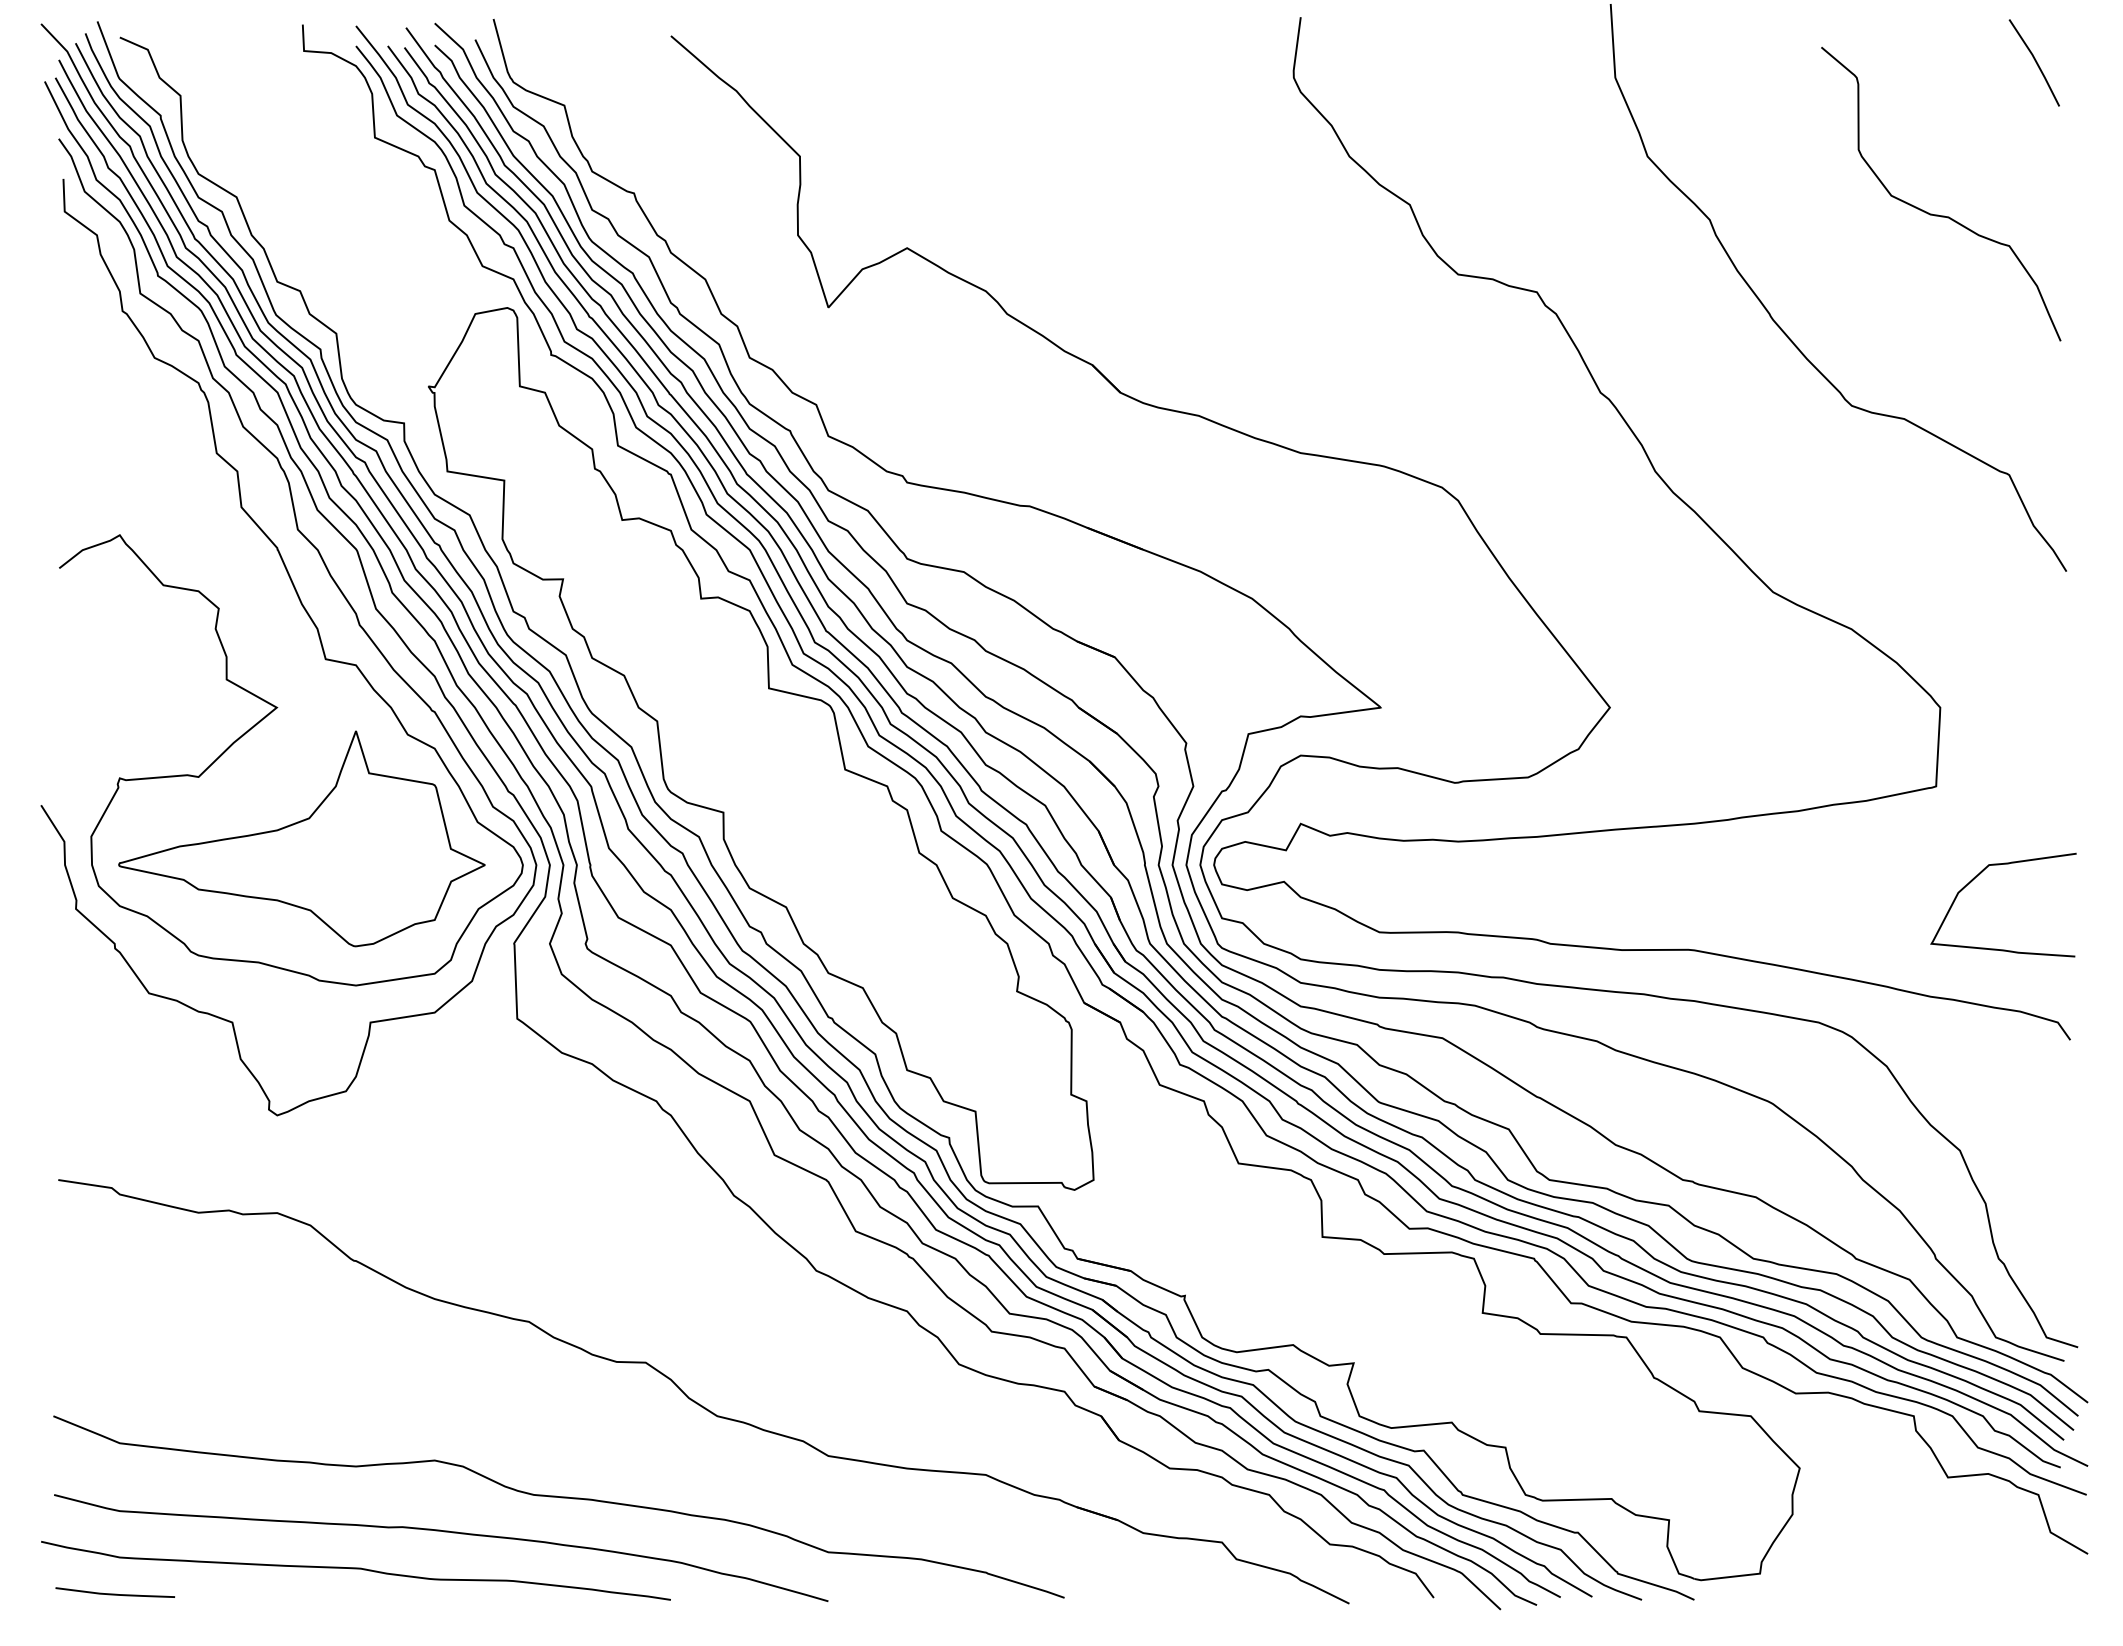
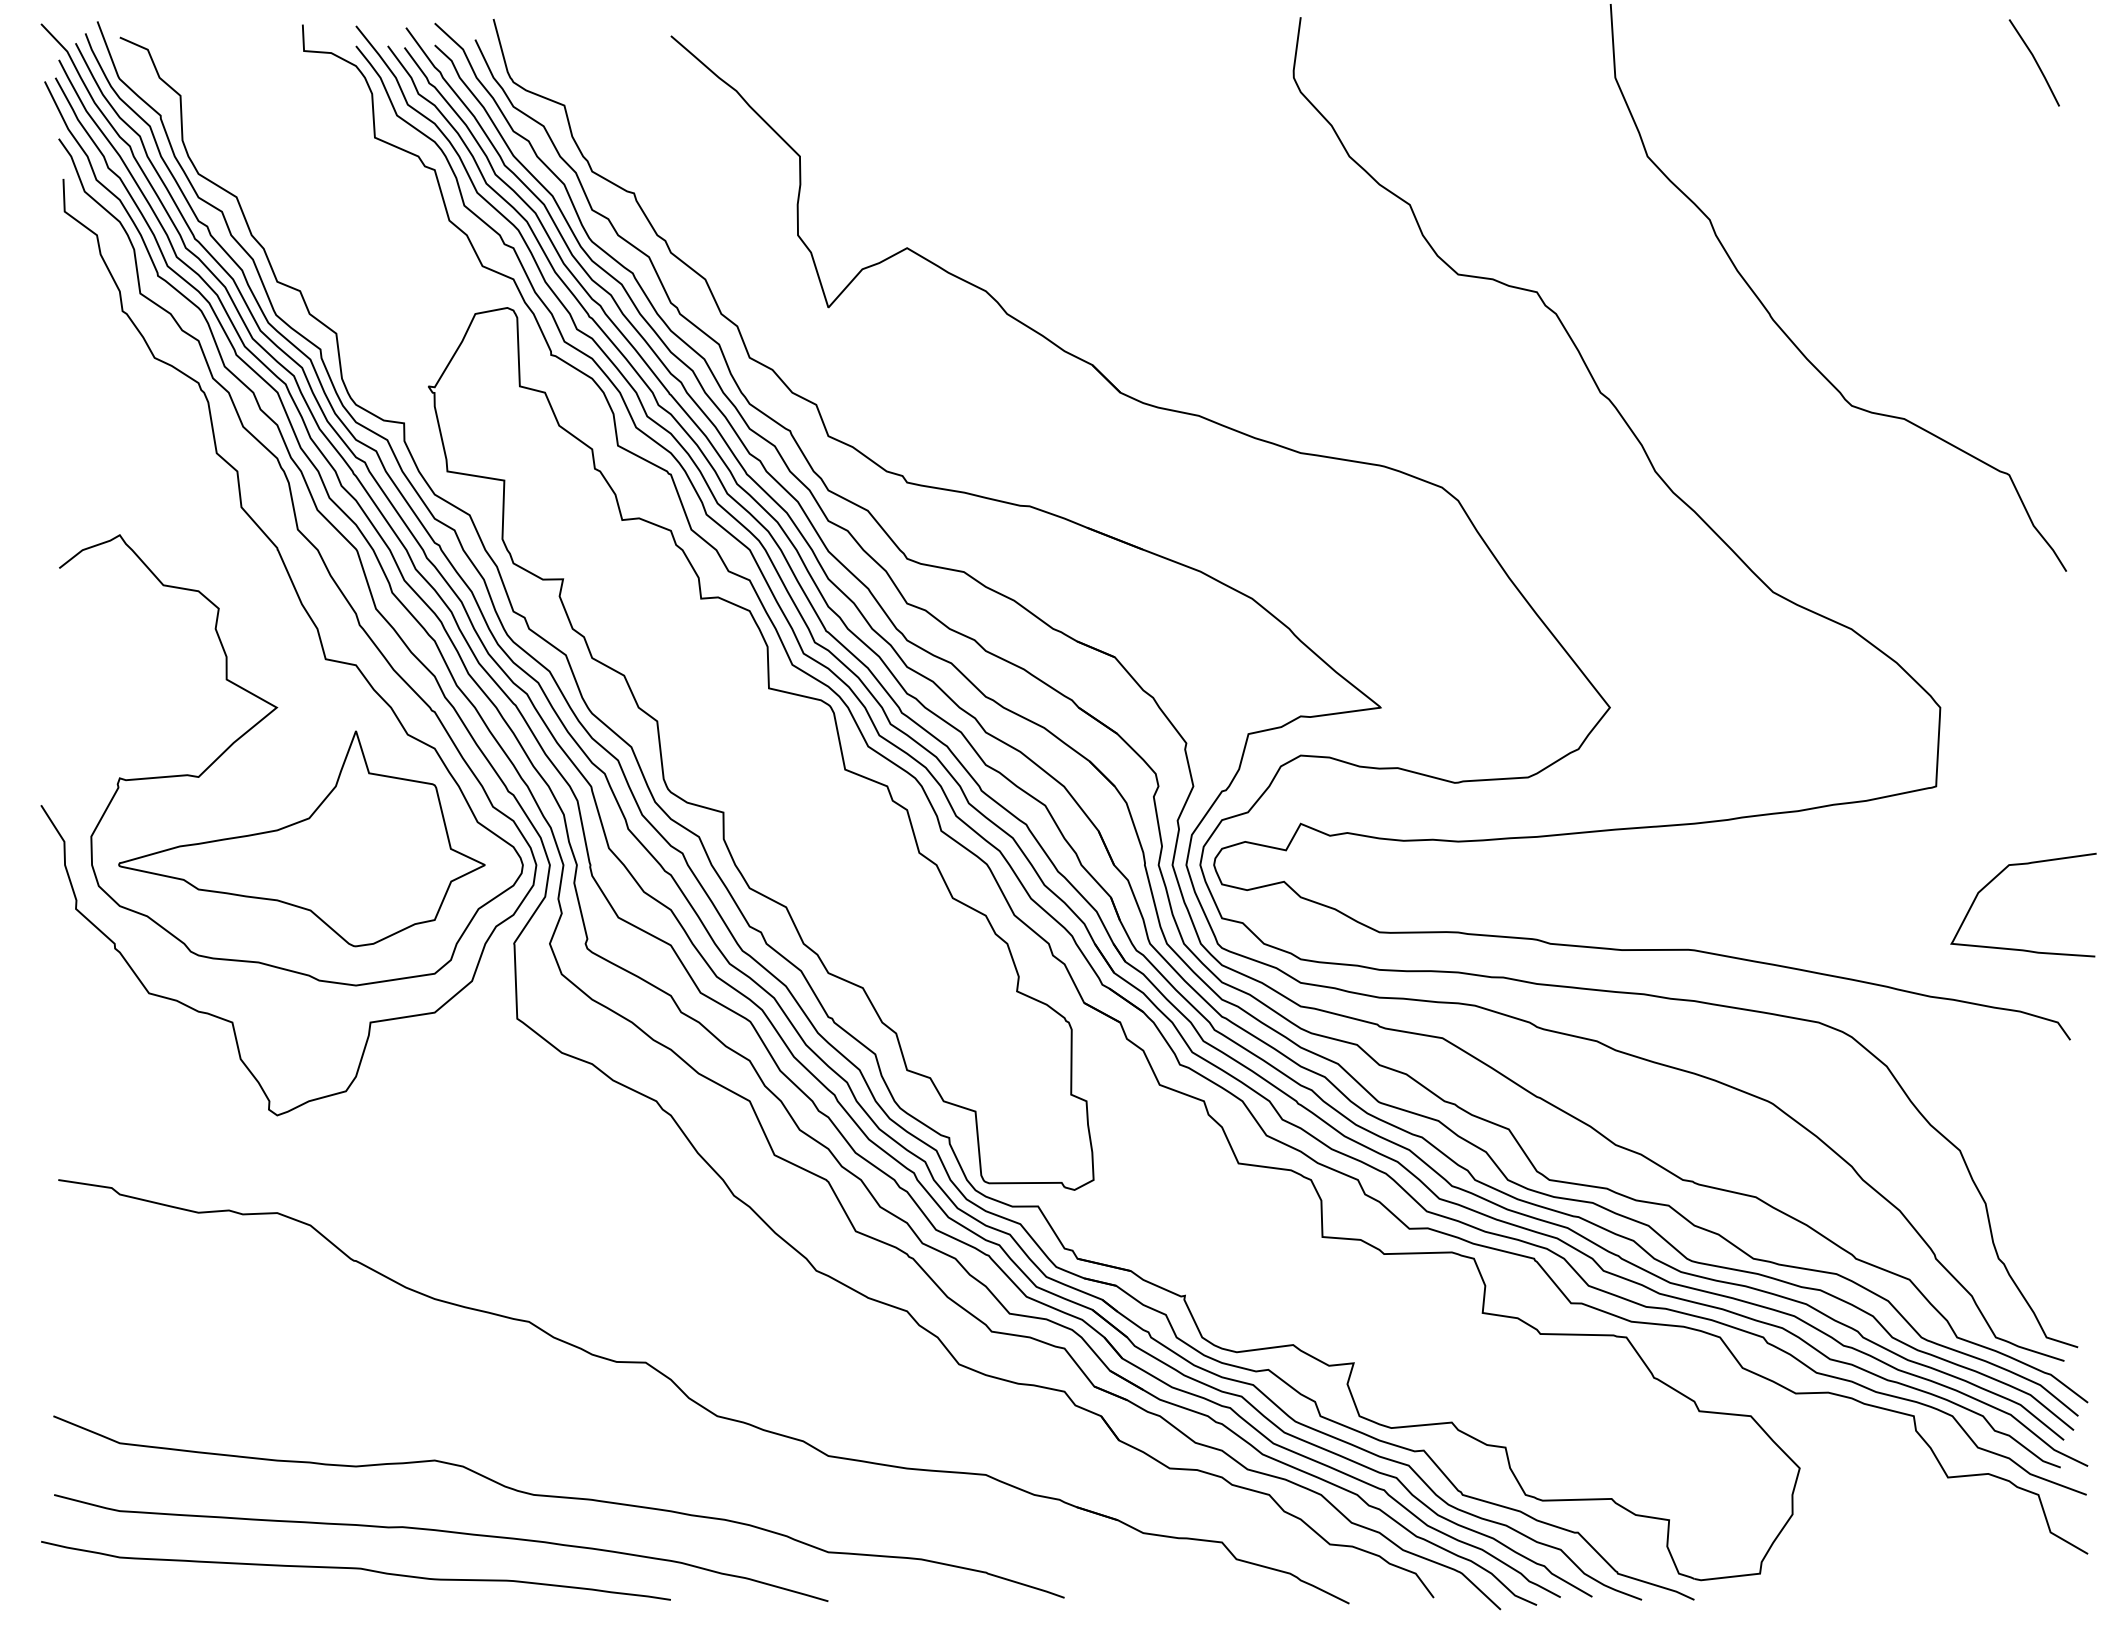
curve: present -> none (1938, 214)
curve position: (1979, 875) -> (1999, 875) (1999, 875)
line: present -> none (115, 1593)
